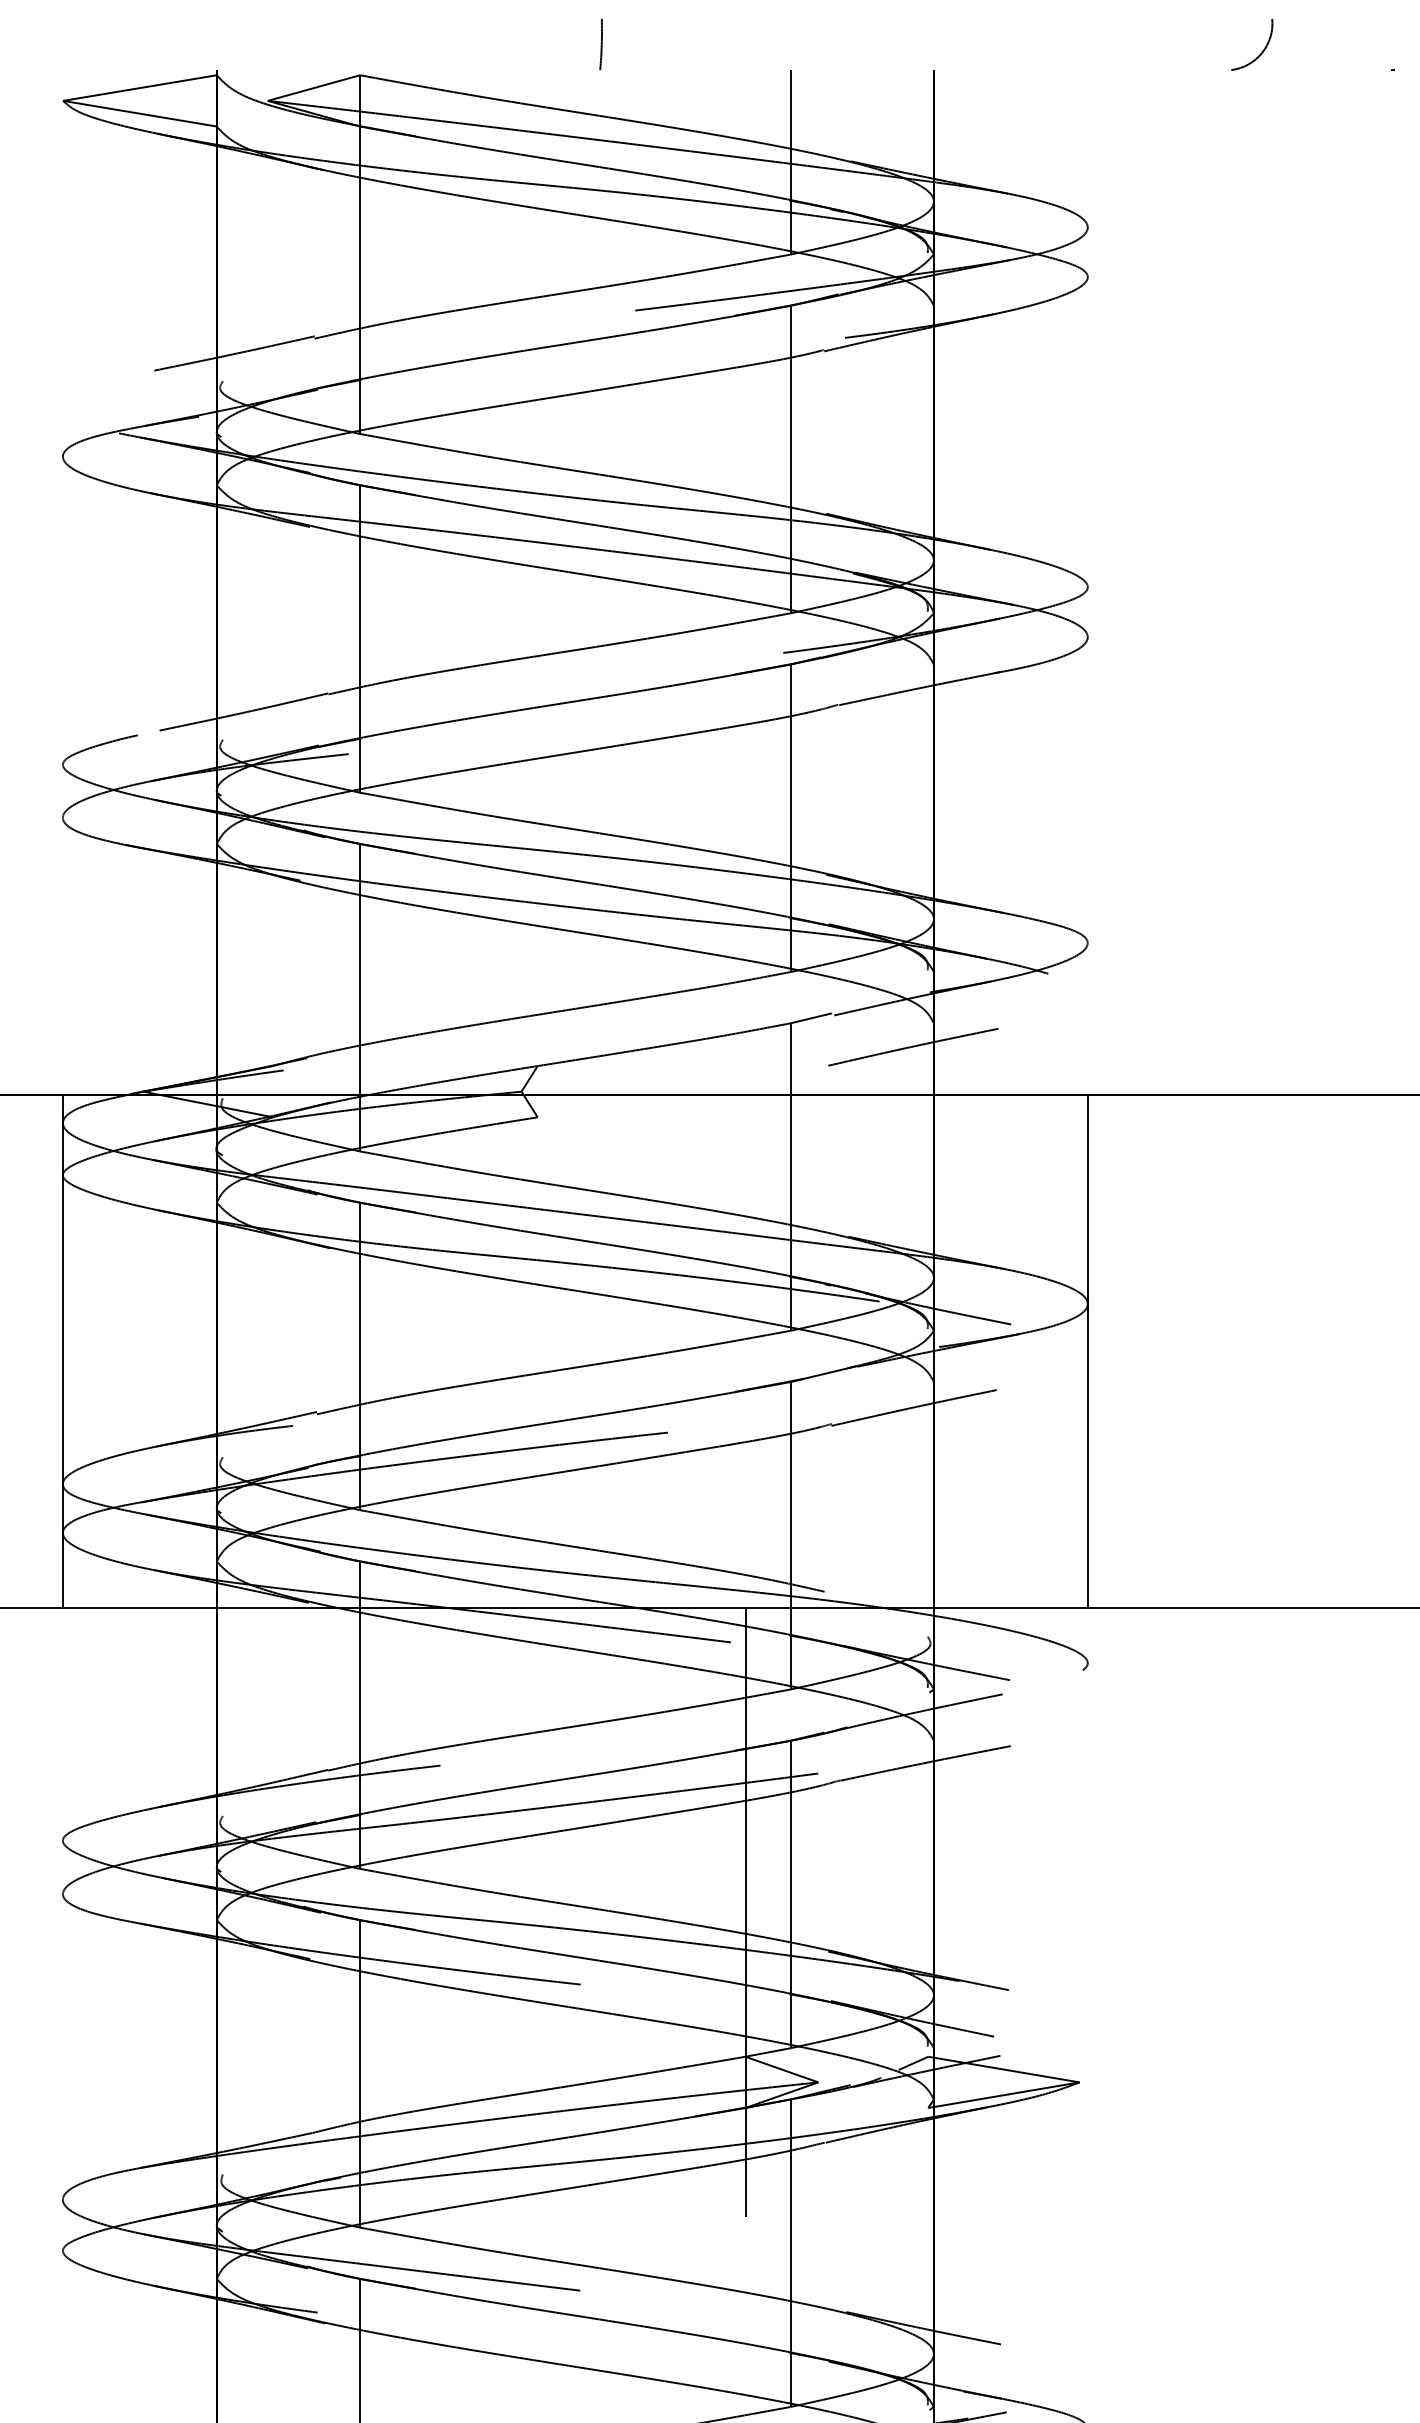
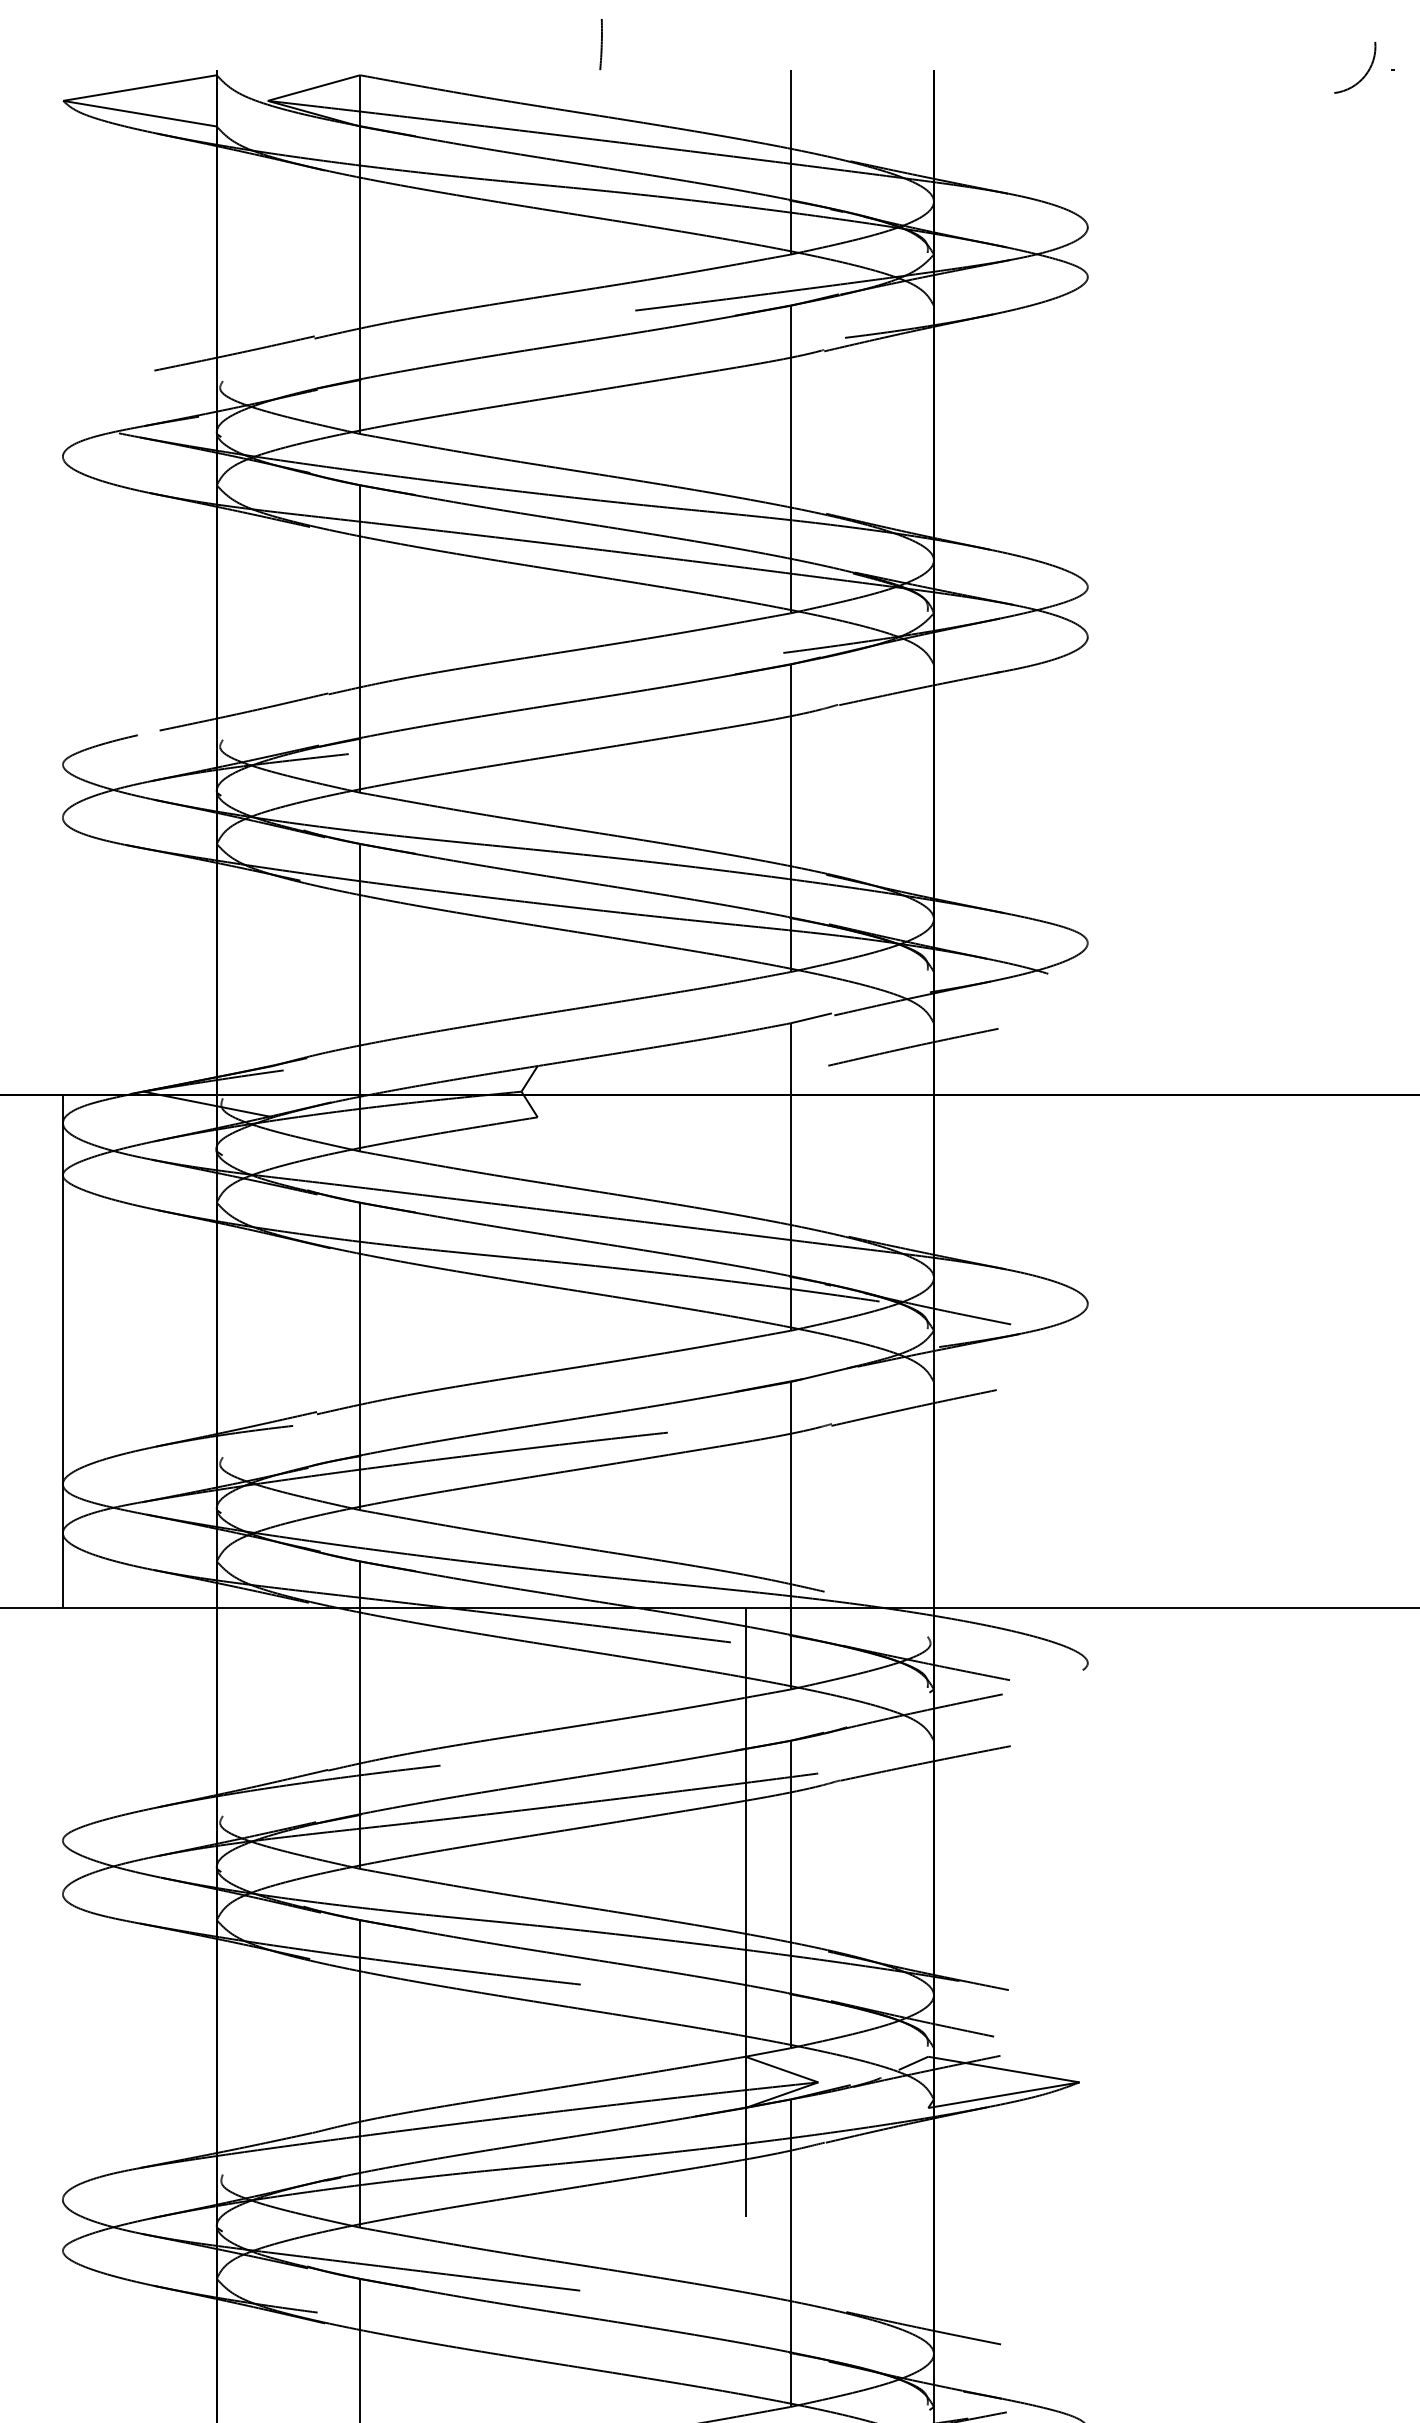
arc position: (1262, 50) -> (1365, 73) (1365, 73)
line: present -> none (1087, 1351)
